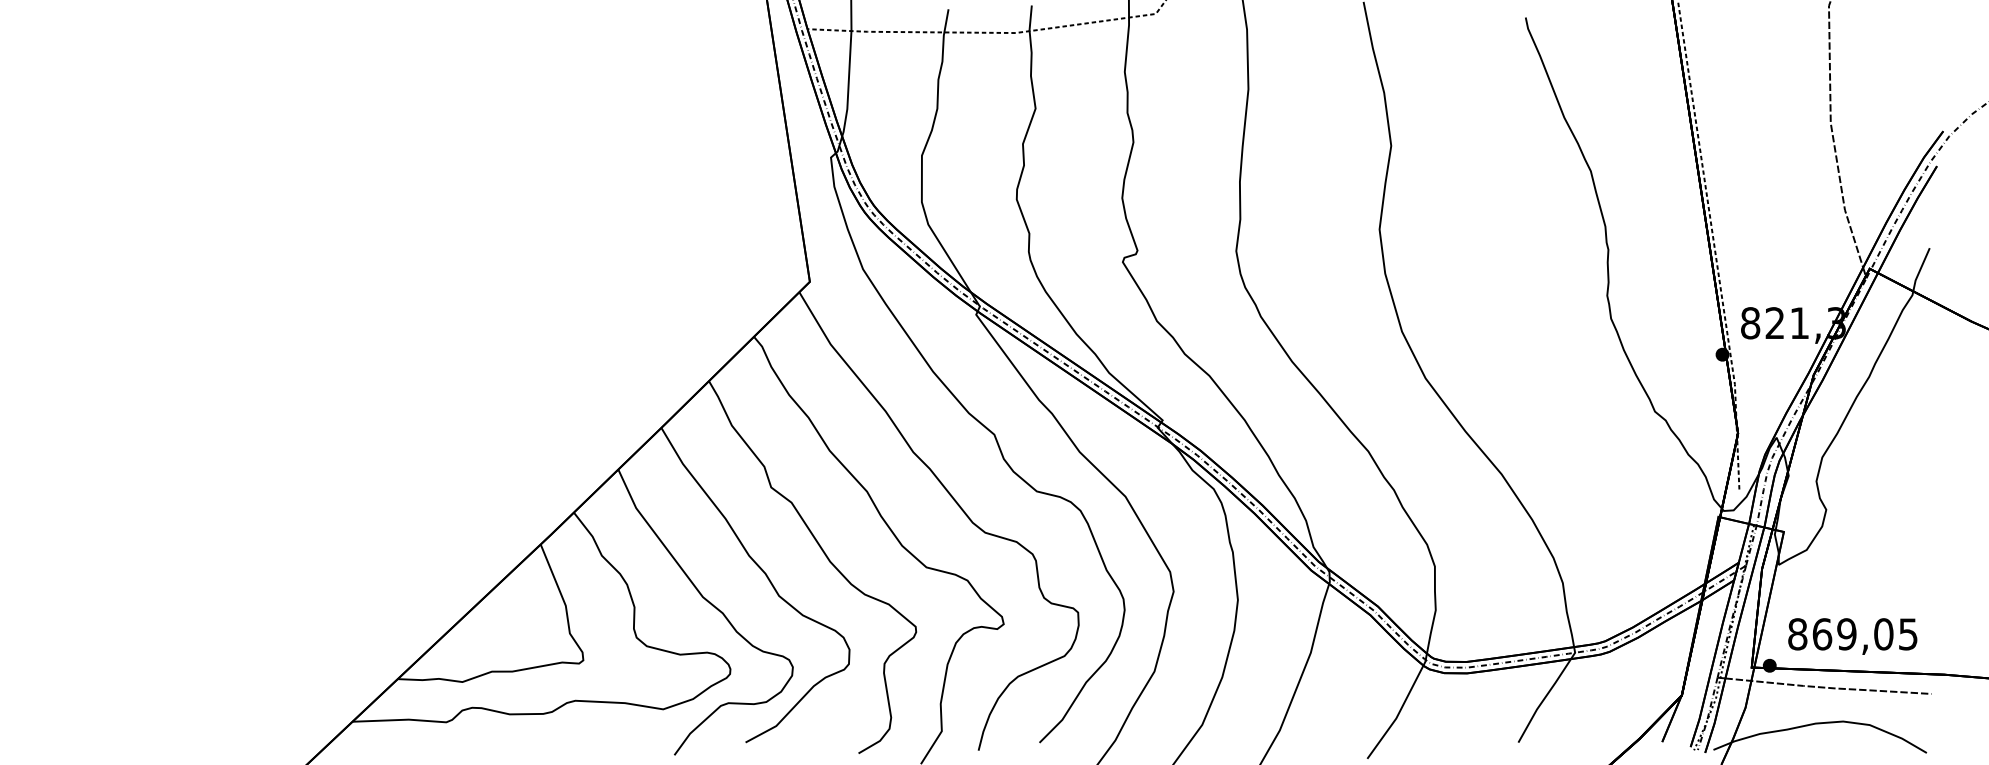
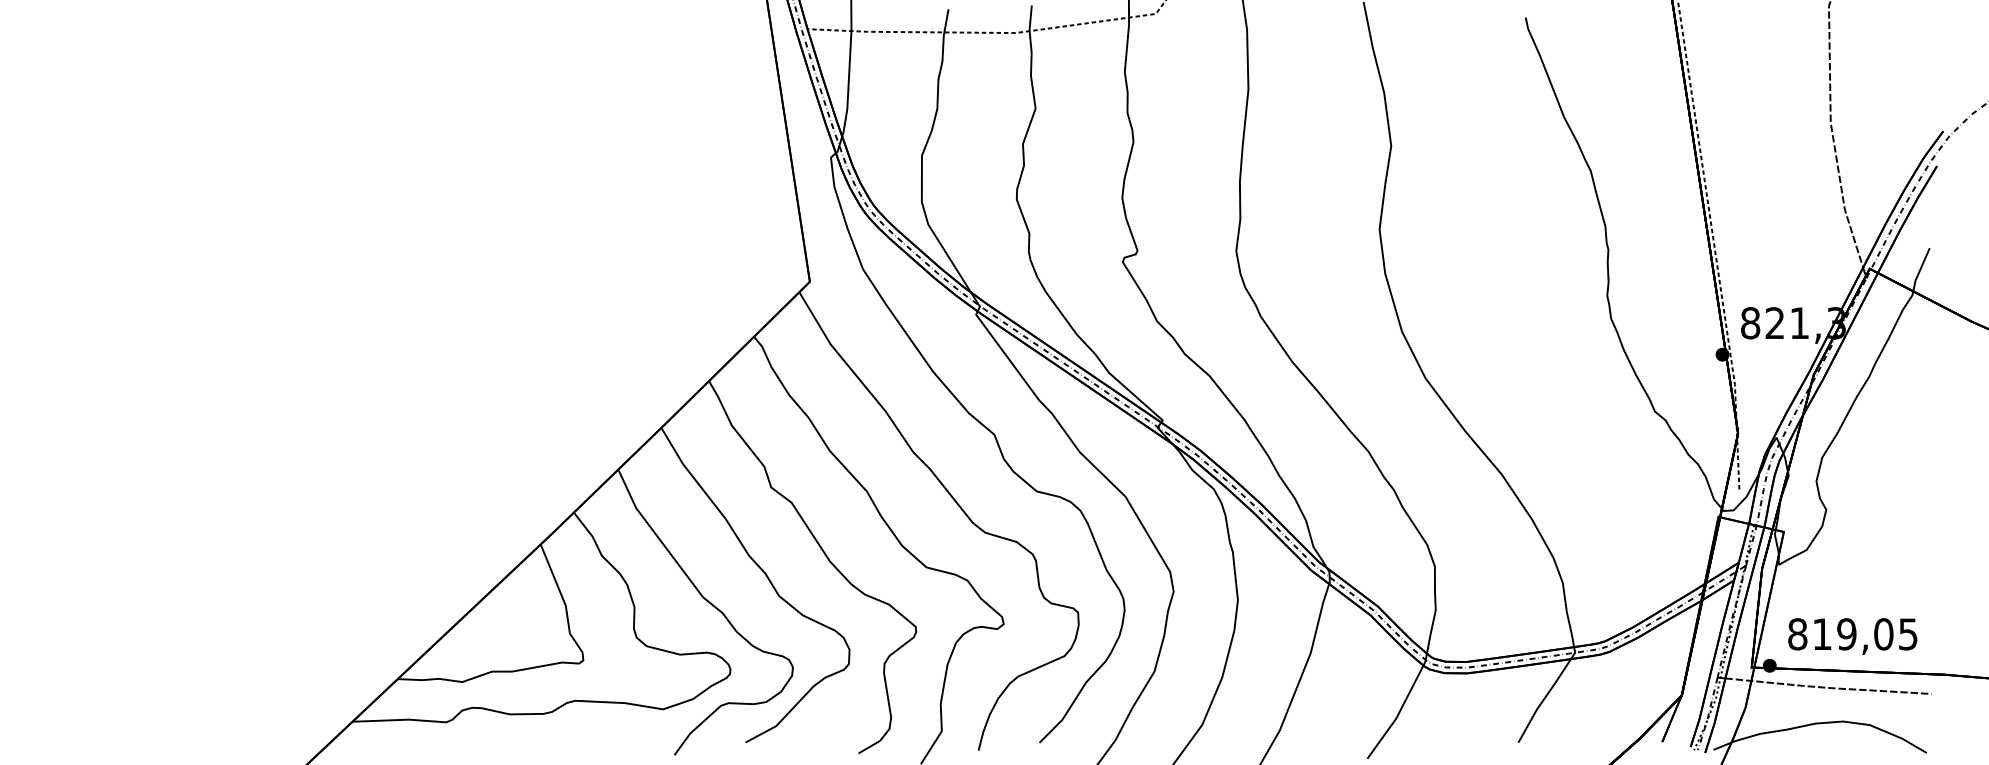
text: 869,05 -> 819,05 (1822, 634)
